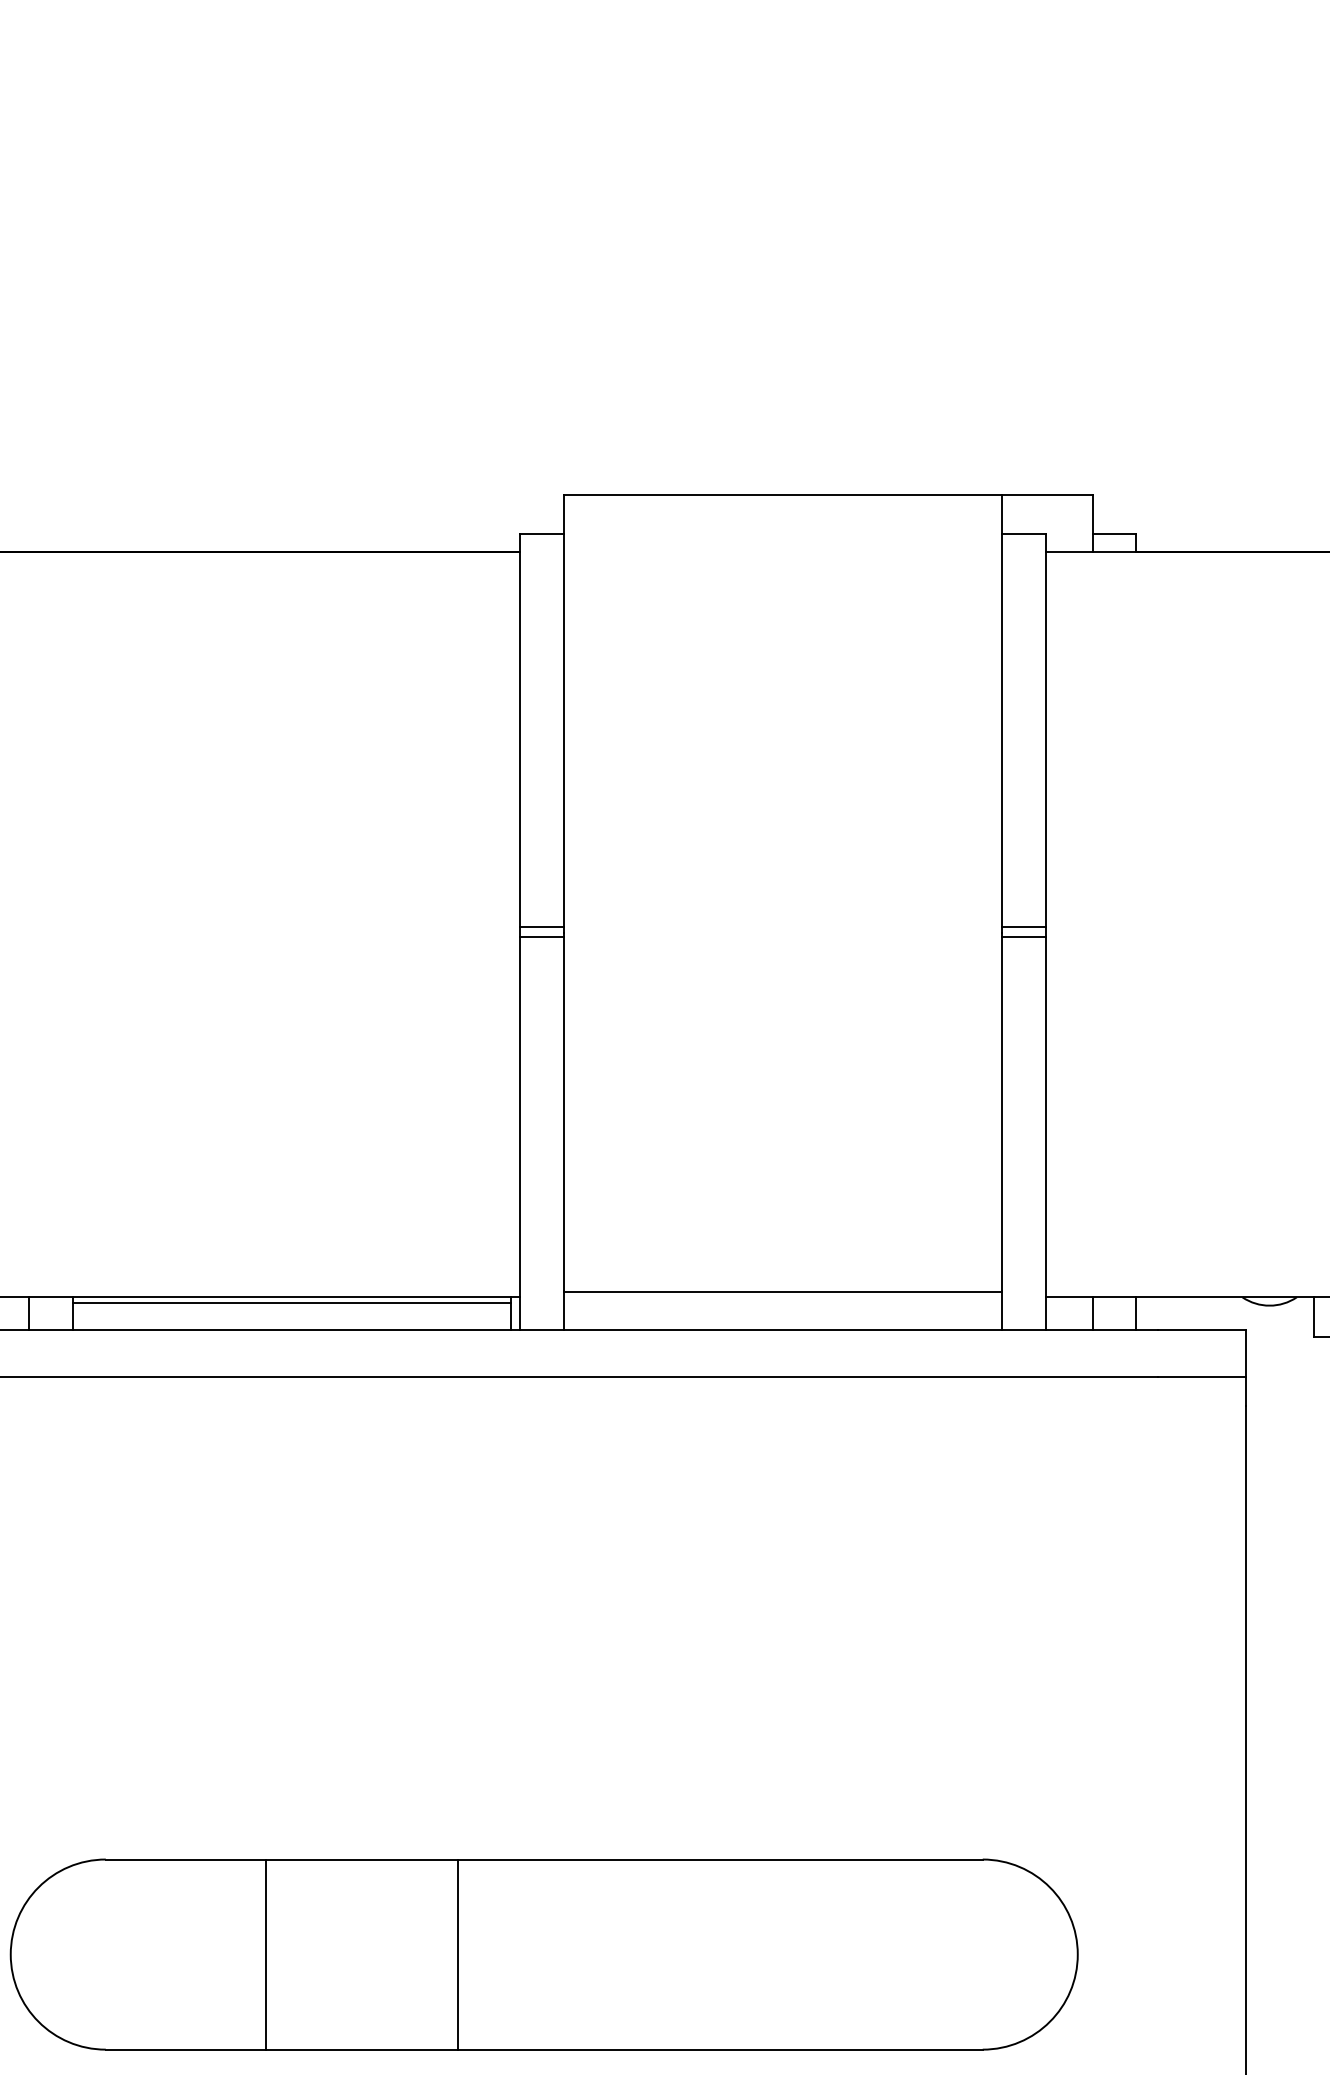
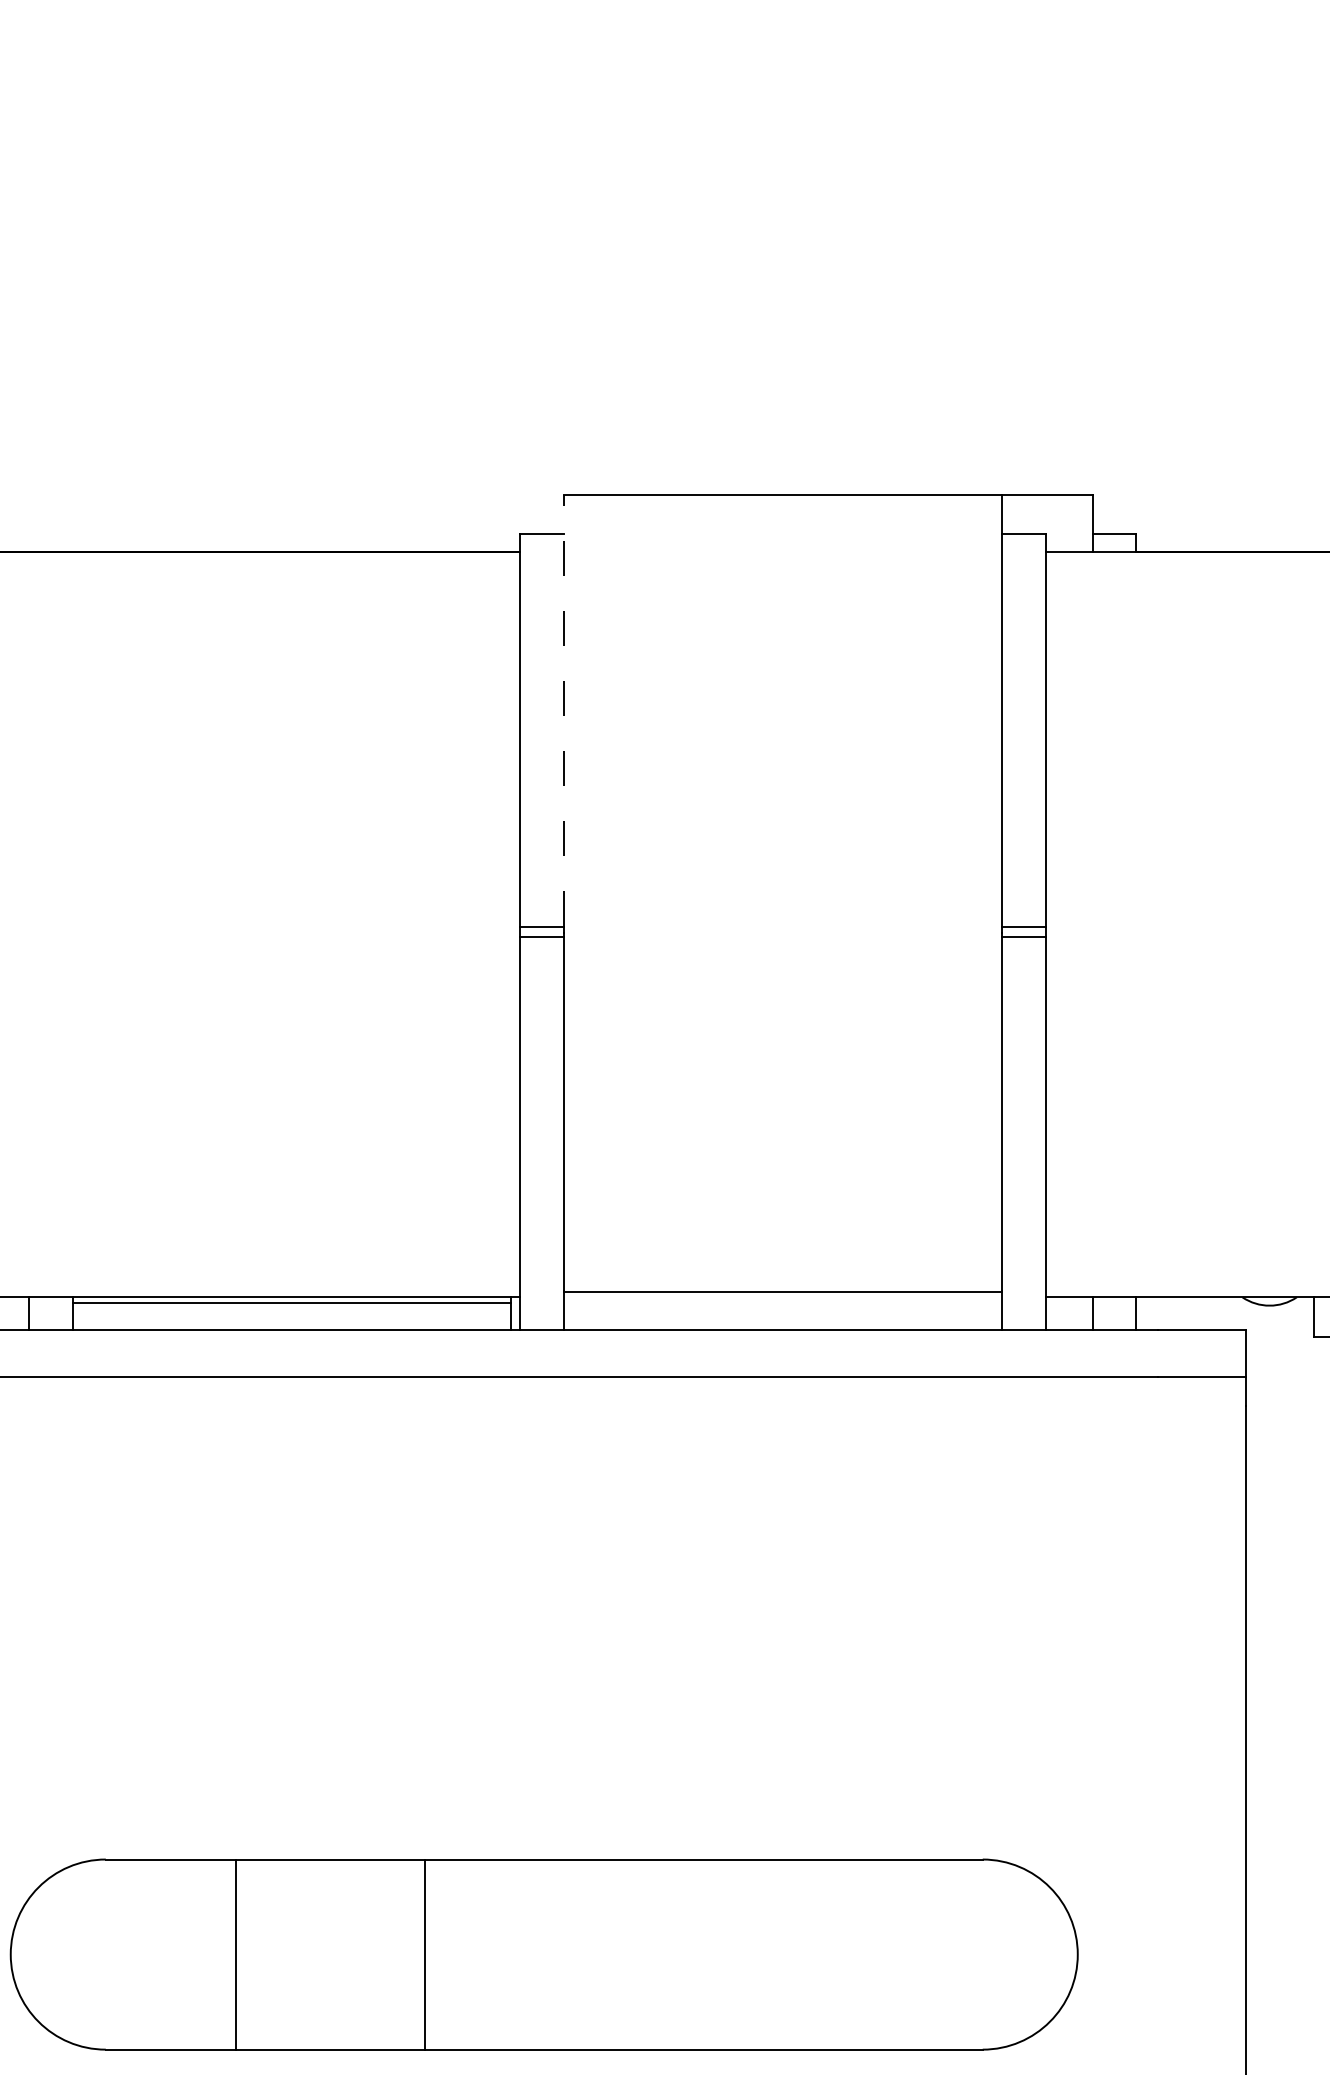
line: solid -> dashed (563, 710)
line position: (266, 1954) -> (236, 1954) (236, 1954)
line position: (457, 1954) -> (424, 1954) (424, 1954)
